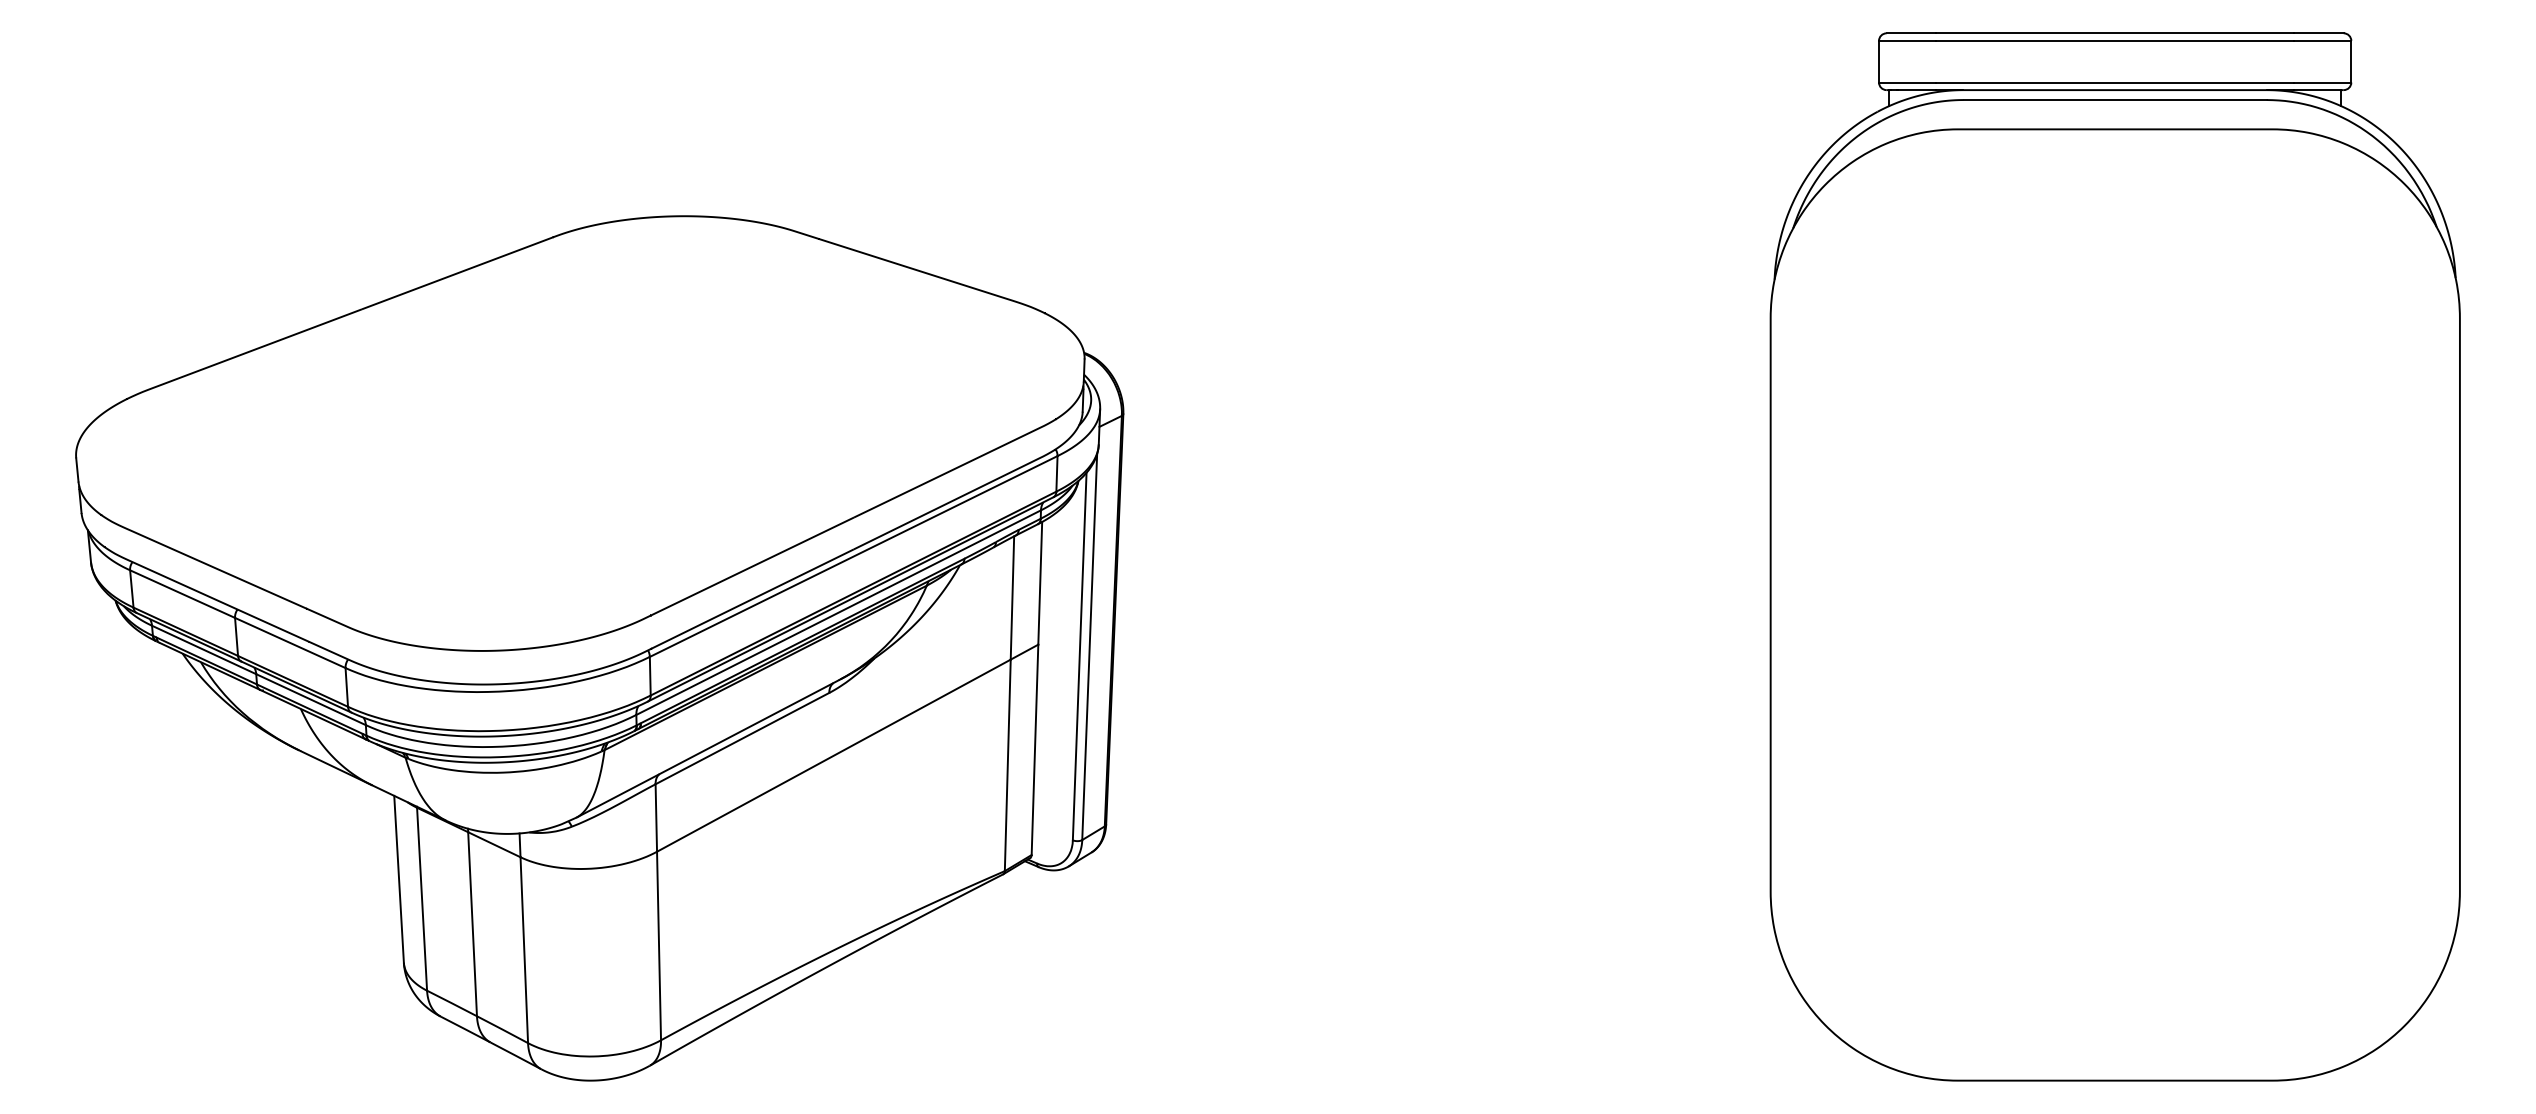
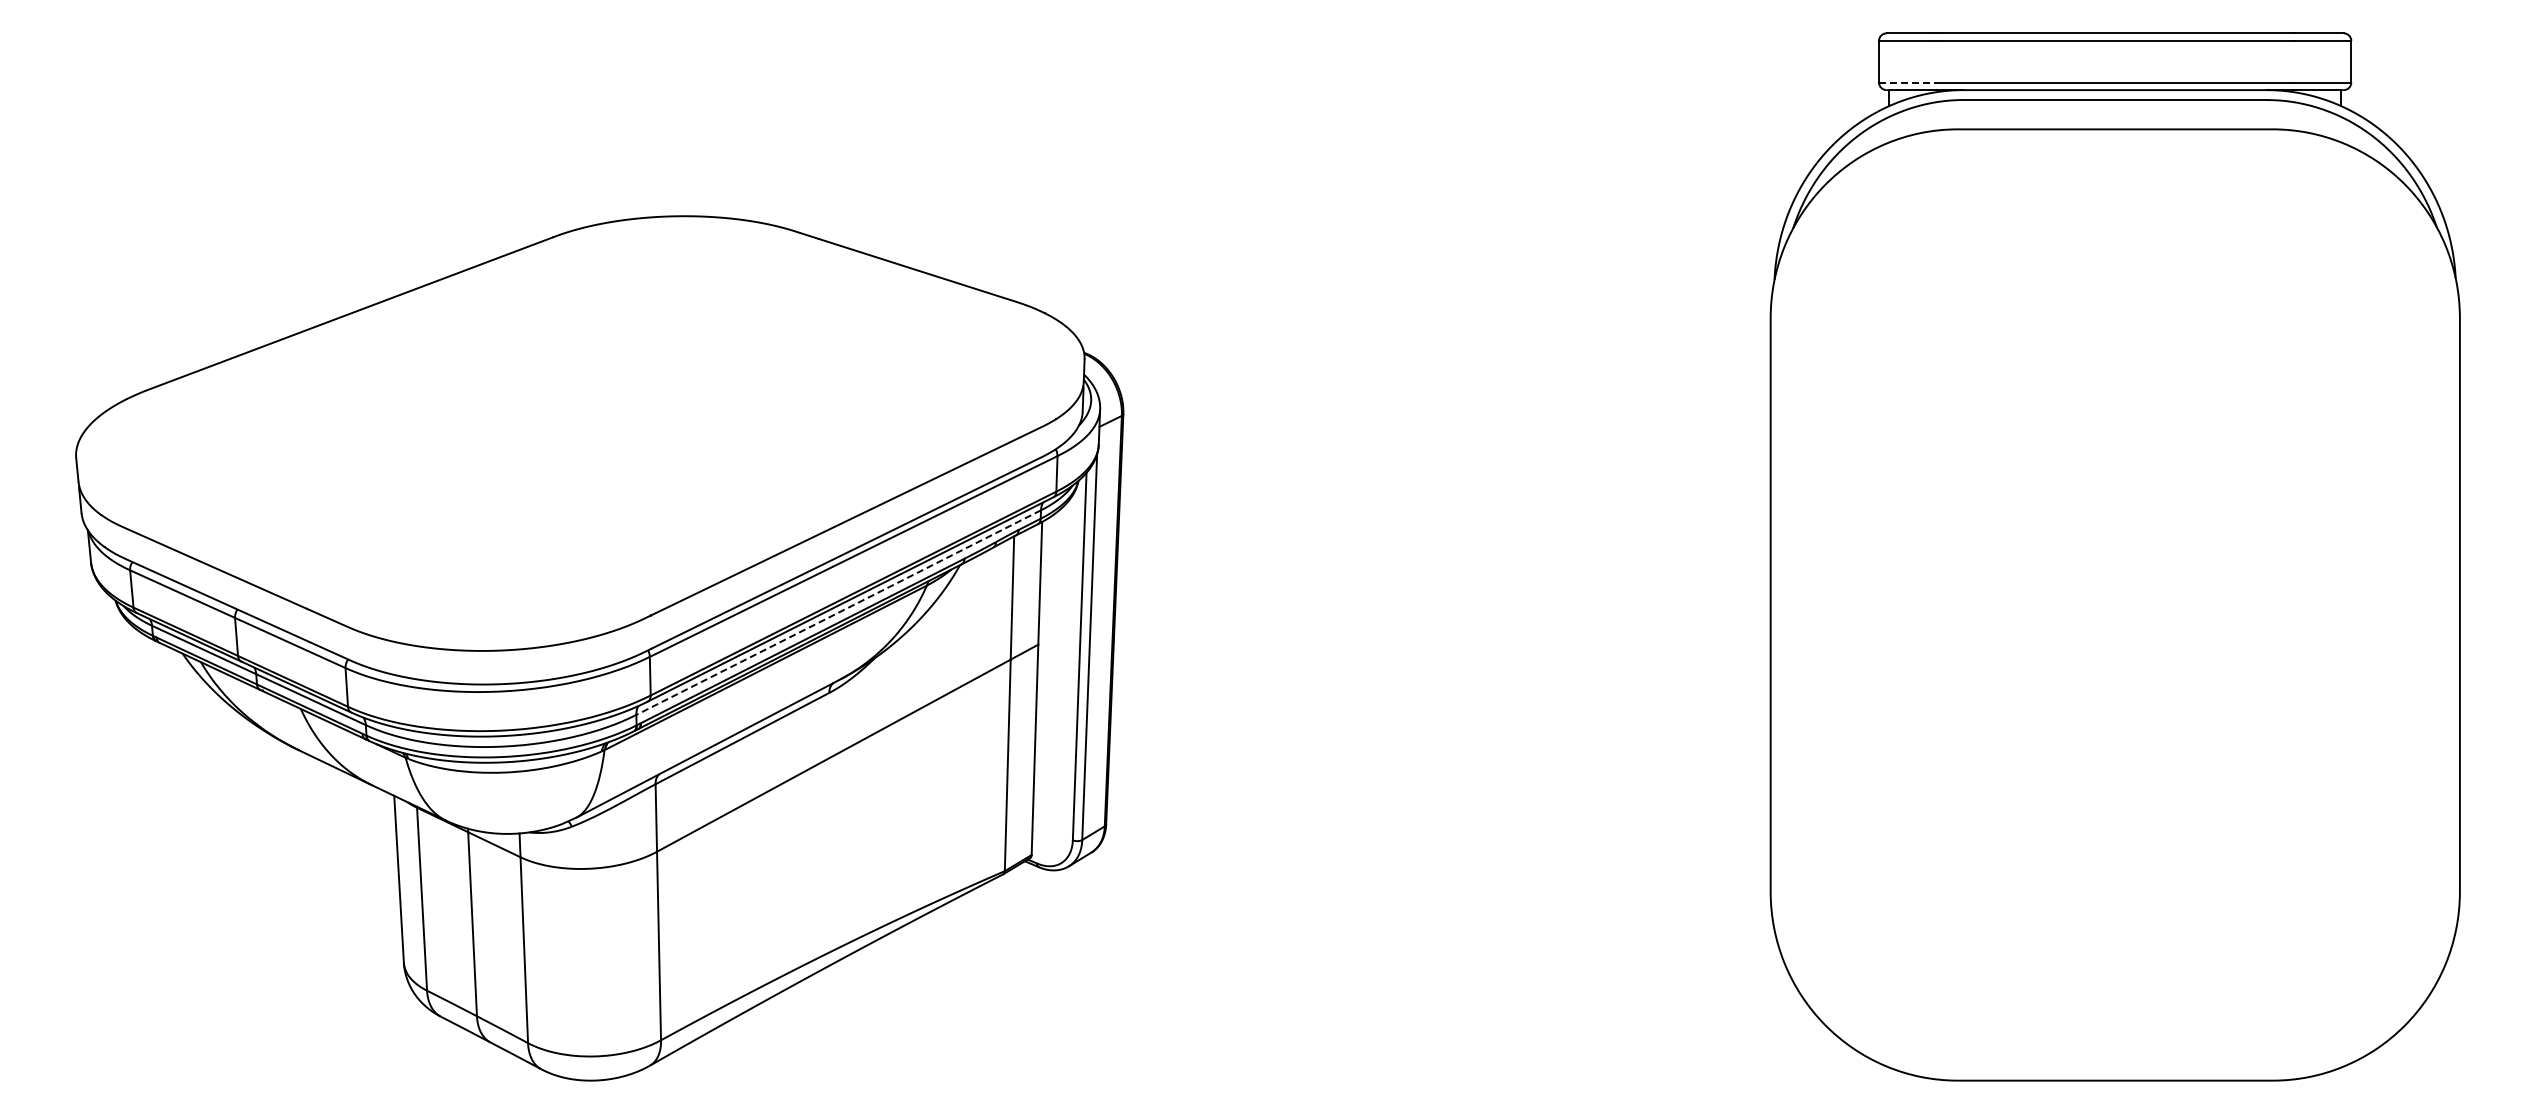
line: solid -> dashed (1907, 82)
line: solid -> dashed (838, 612)
